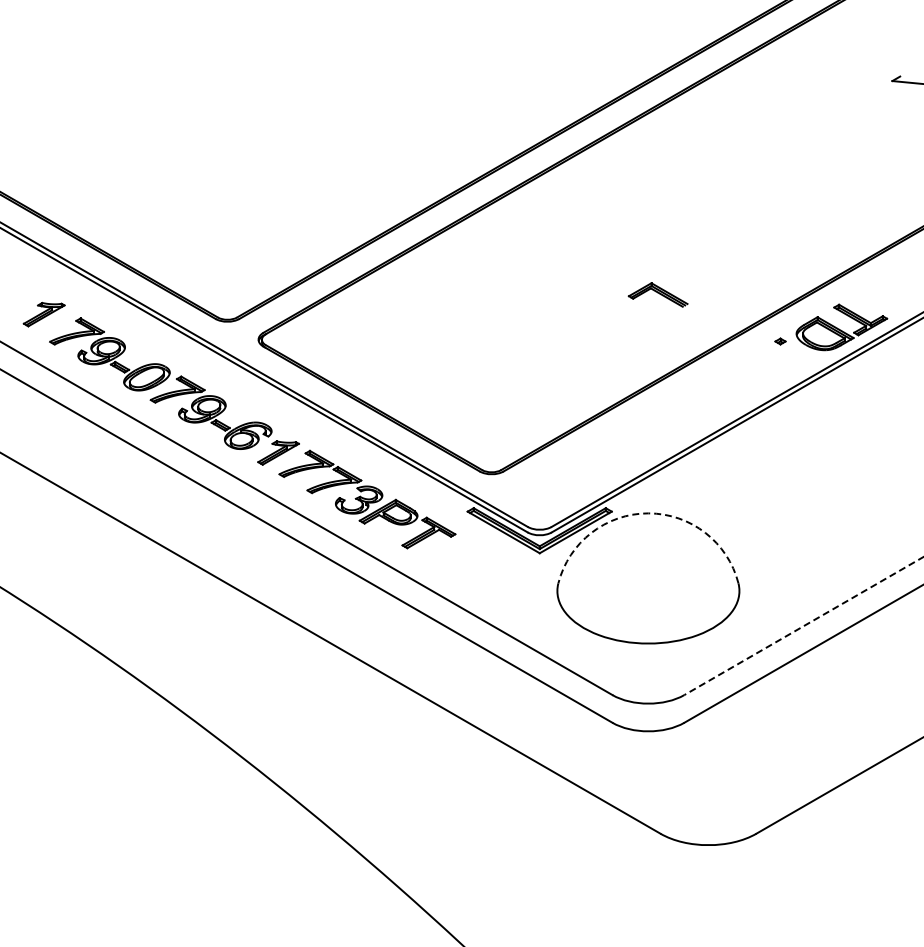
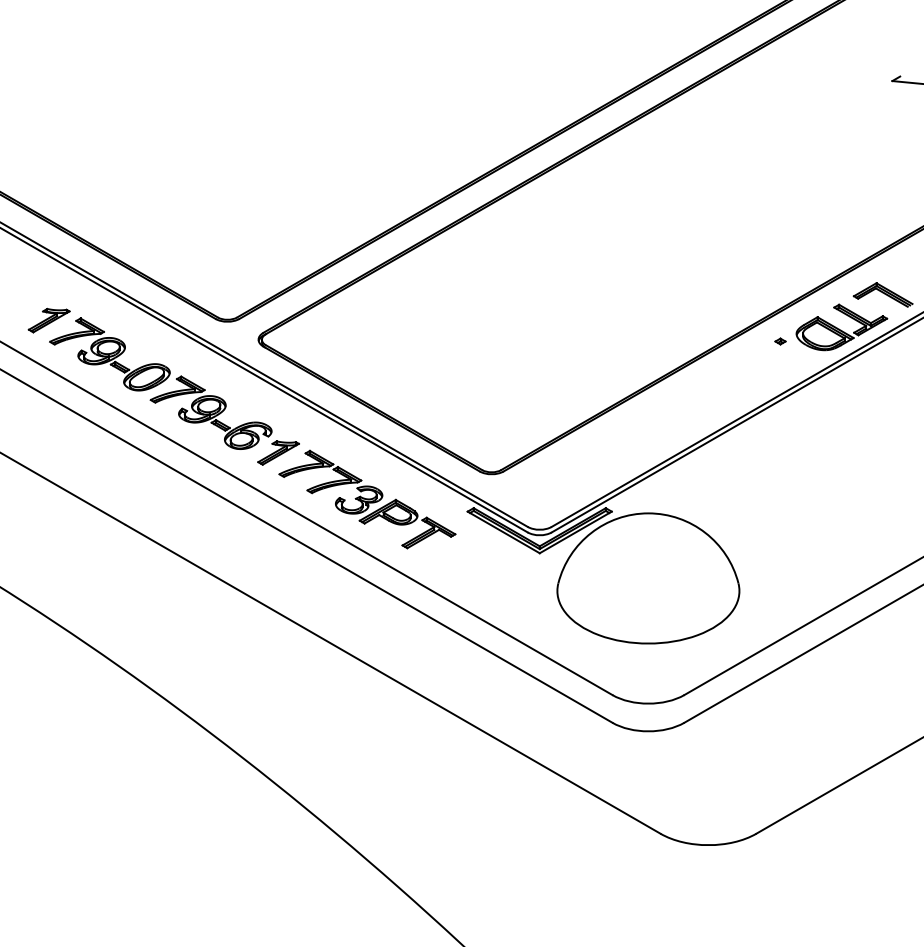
part position: (657, 294) -> (882, 294) (882, 294)
part position: (43, 314) -> (48, 320) (48, 320)
arc: dashed -> solid (648, 513)
line: dashed -> solid (803, 626)
